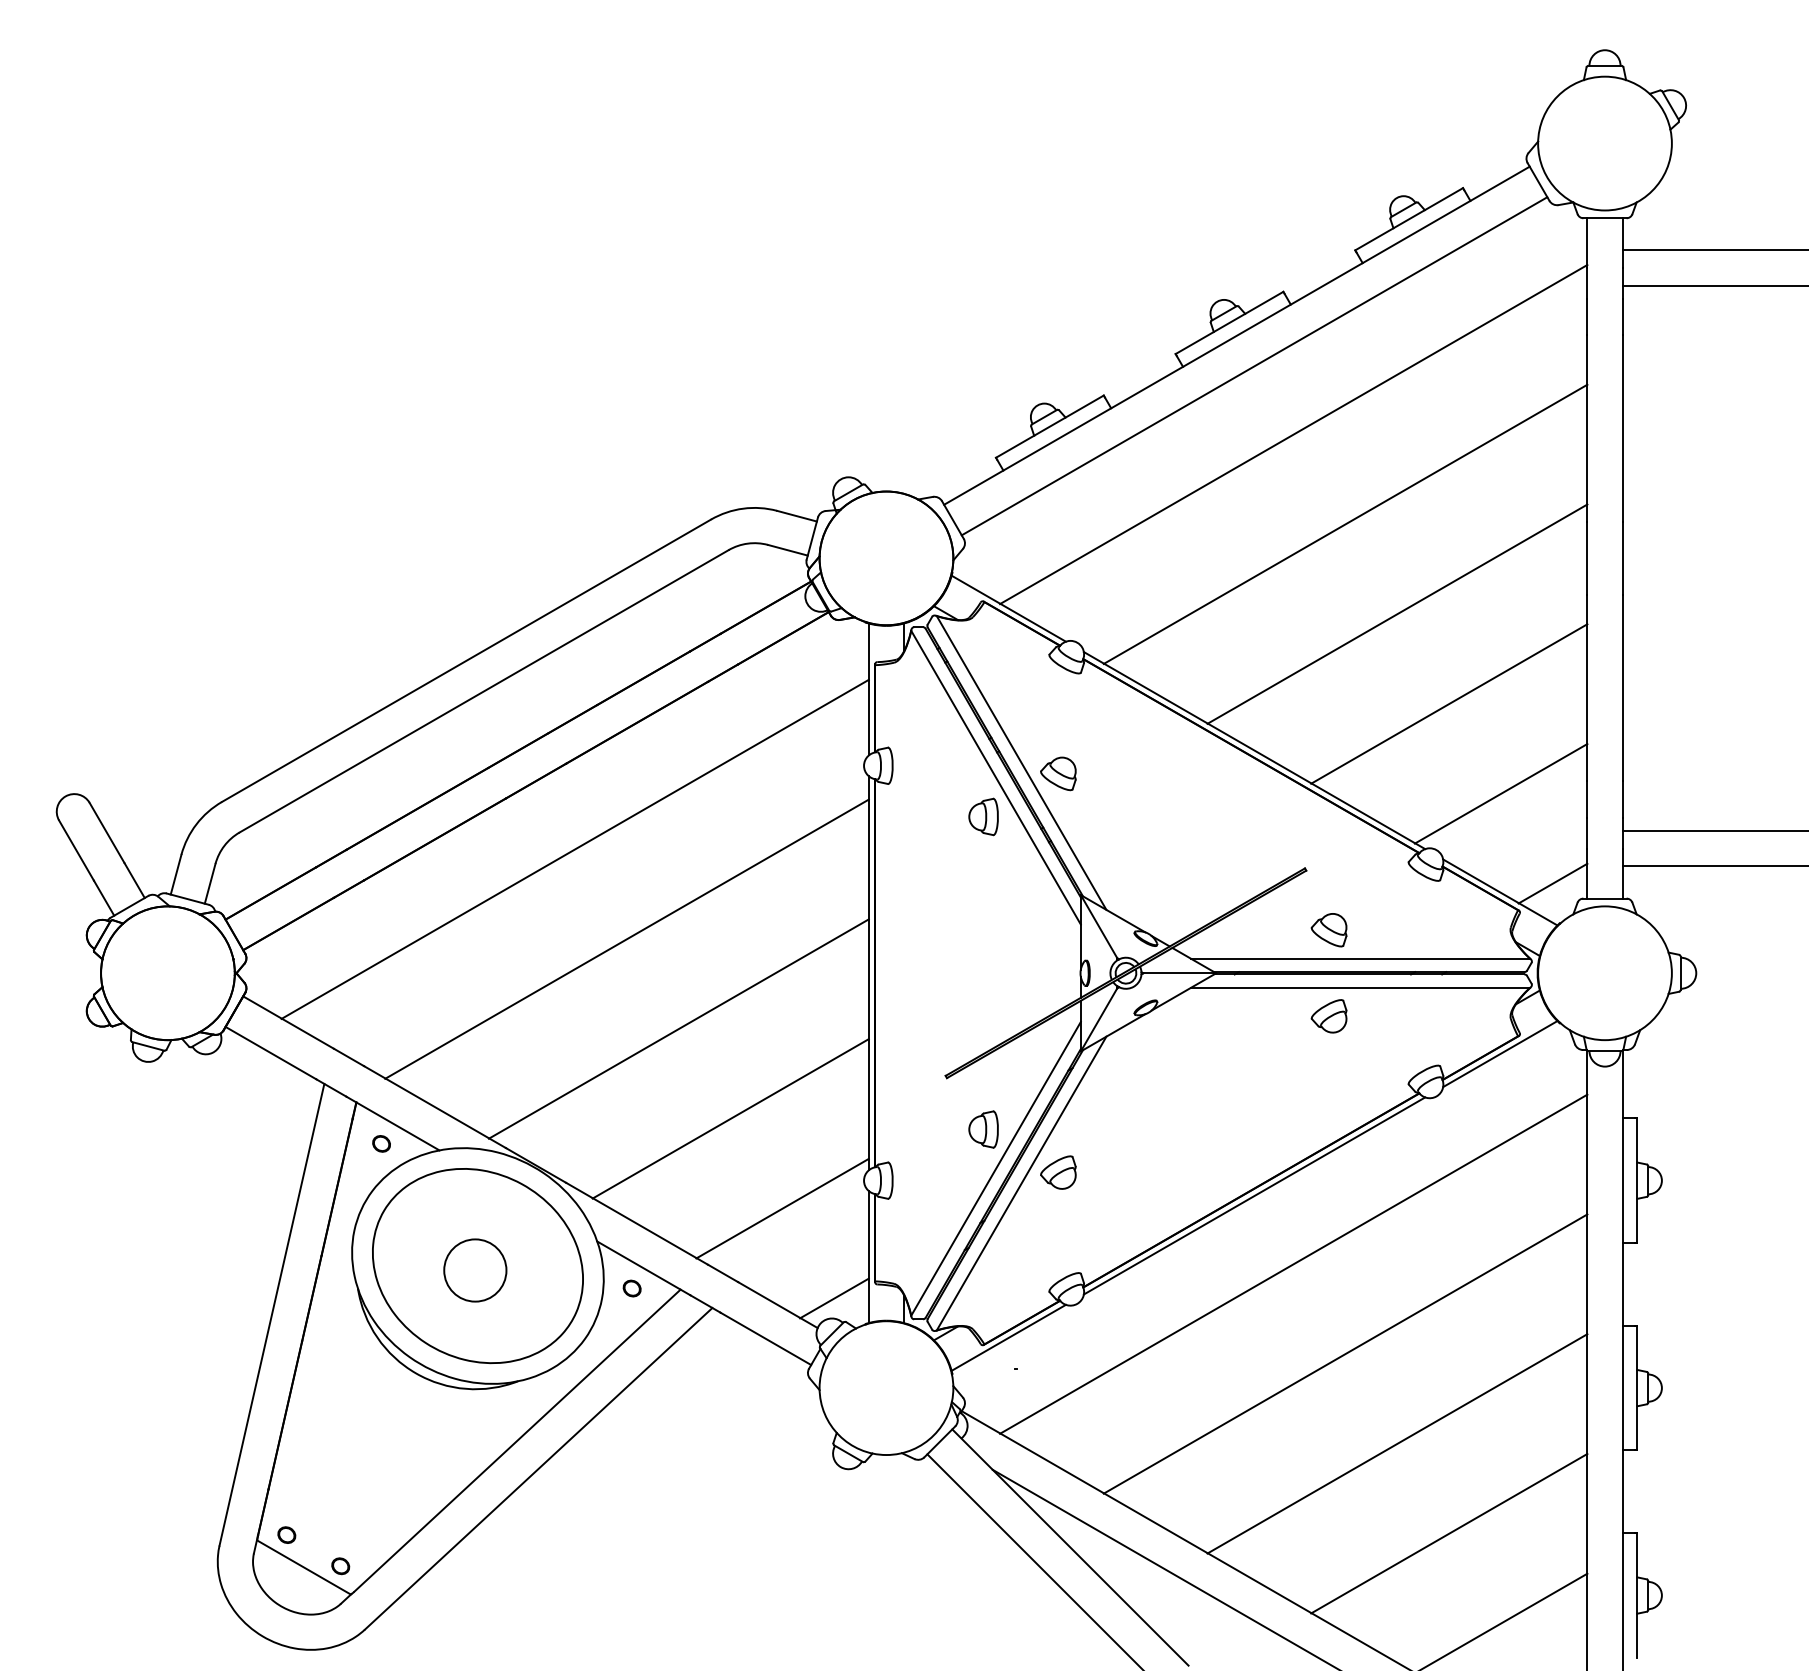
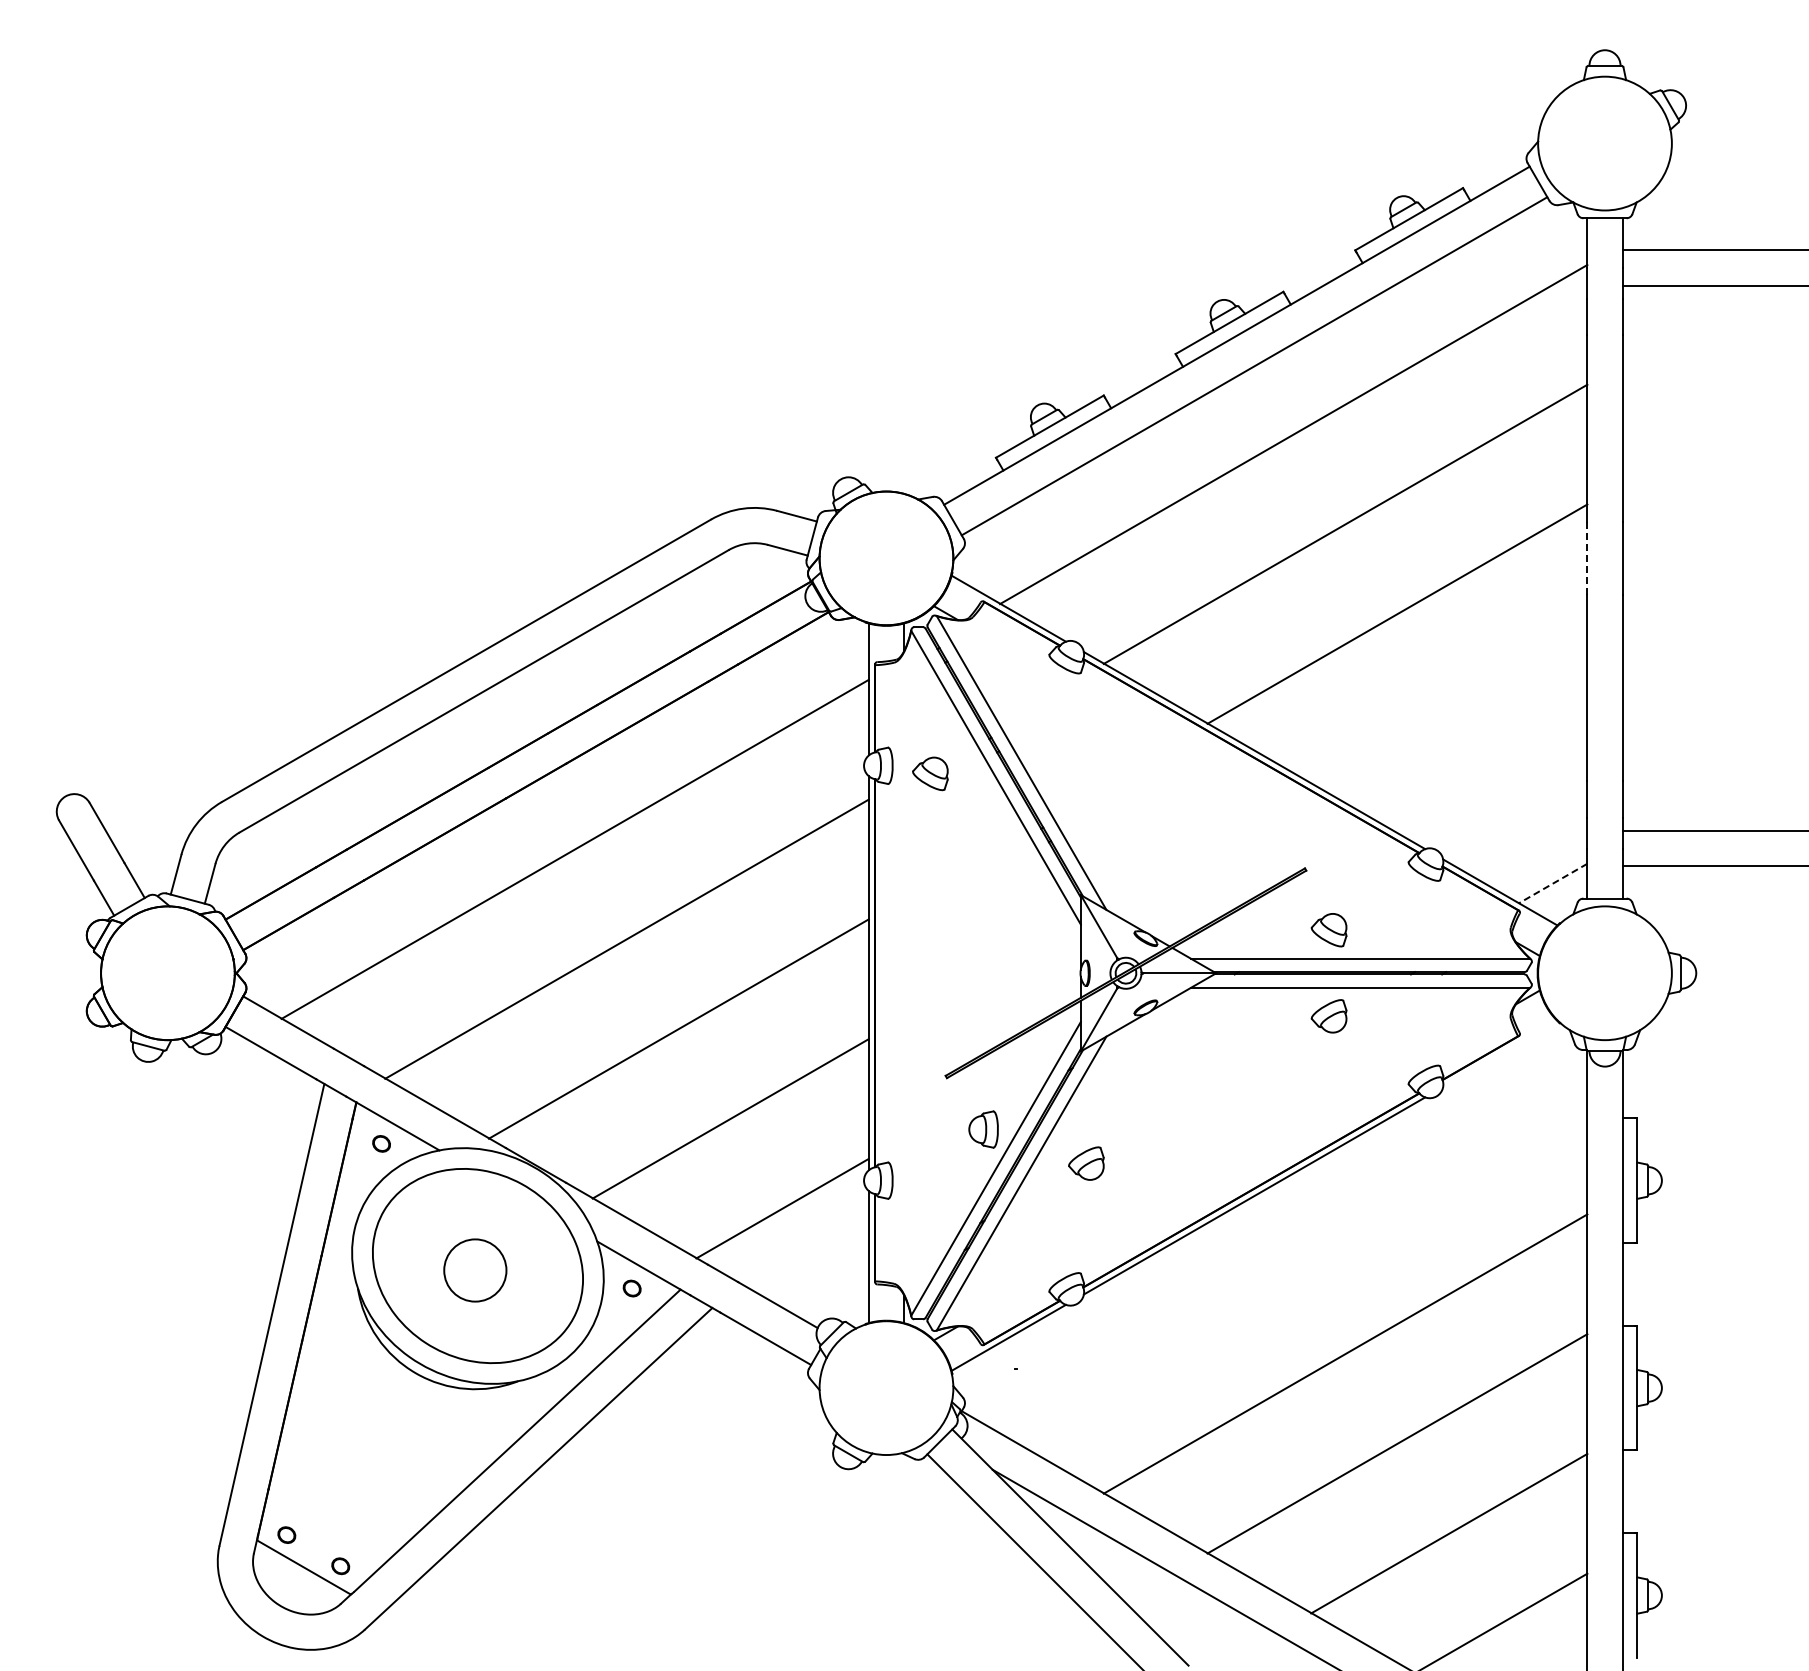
line: solid -> dashed (1587, 558)
line: present -> none (1449, 703)
part position: (1058, 773) -> (930, 773) (930, 773)
line: present -> none (1500, 793)
part: present -> none (983, 816)
line: solid -> dashed (1552, 883)
line: present -> none (1500, 1054)
part position: (1058, 1172) -> (1086, 1163) (1086, 1163)
line: present -> none (1293, 1263)
line: present -> none (834, 1298)
